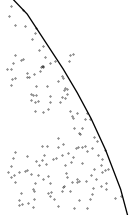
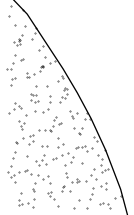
part: none -> present (18, 40)
part: present -> none (71, 57)
part: none -> present (39, 129)
part: none -> present (105, 205)
